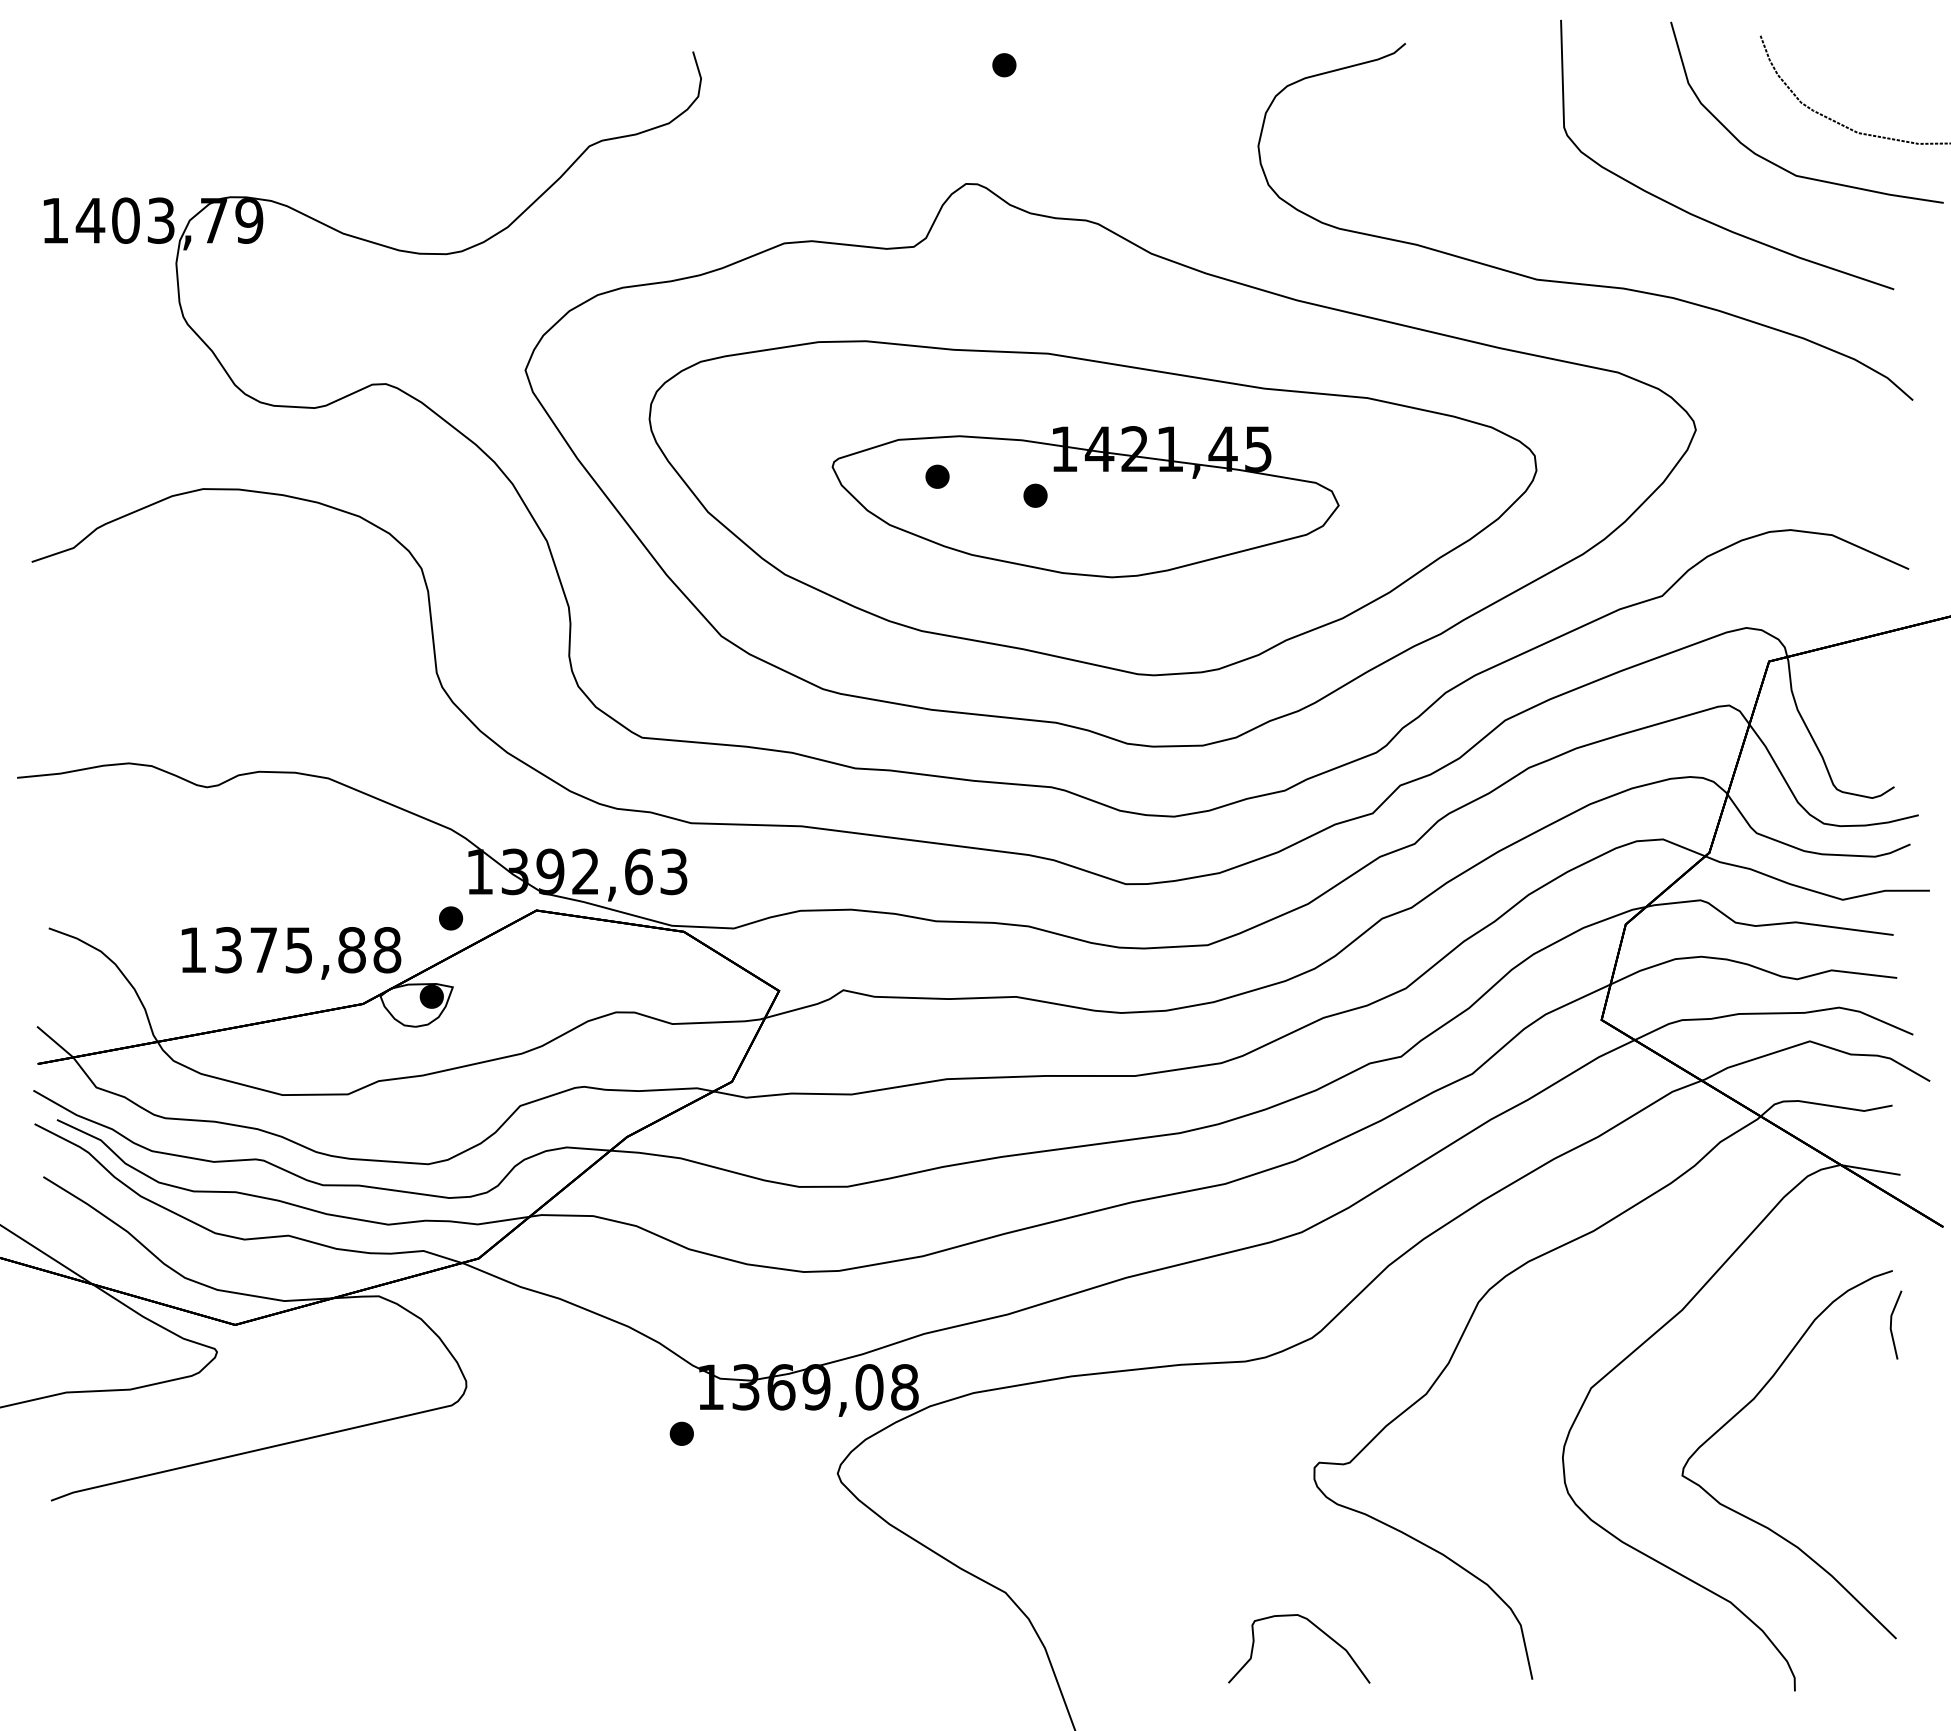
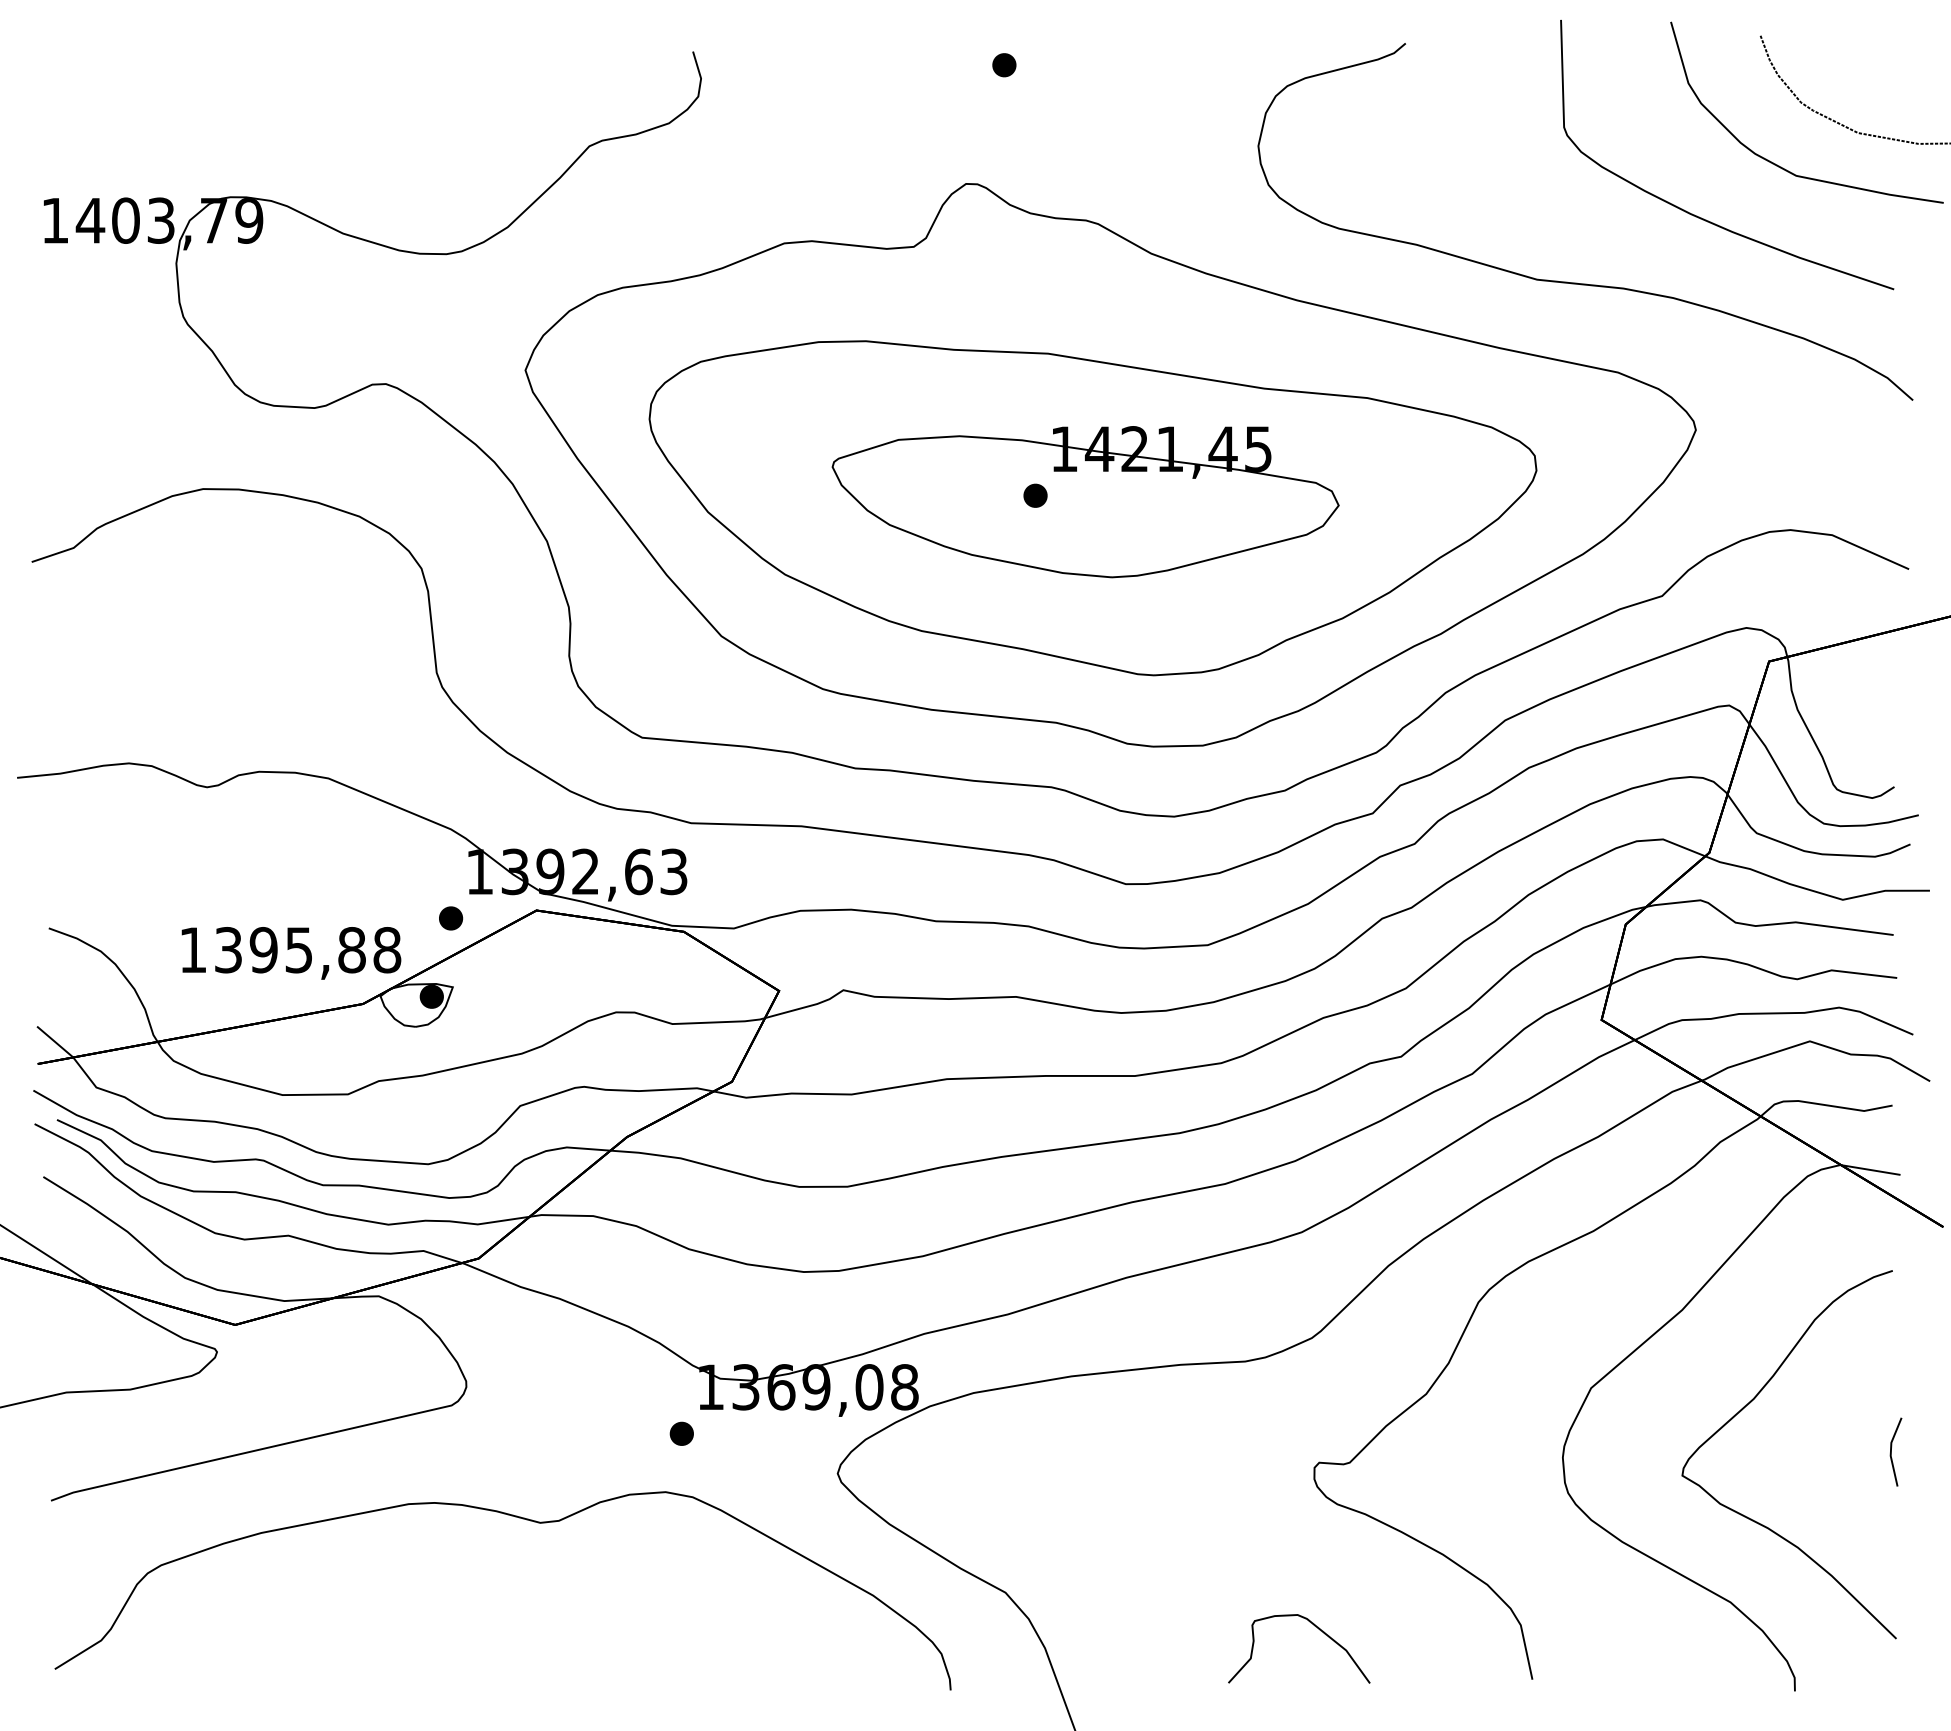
part: present -> none (937, 476)
text: 1375,88 -> 1395,88 (263, 950)
line position: (1891, 1324) -> (1891, 1451) (1891, 1451)
curve: none -> present (522, 1519)
